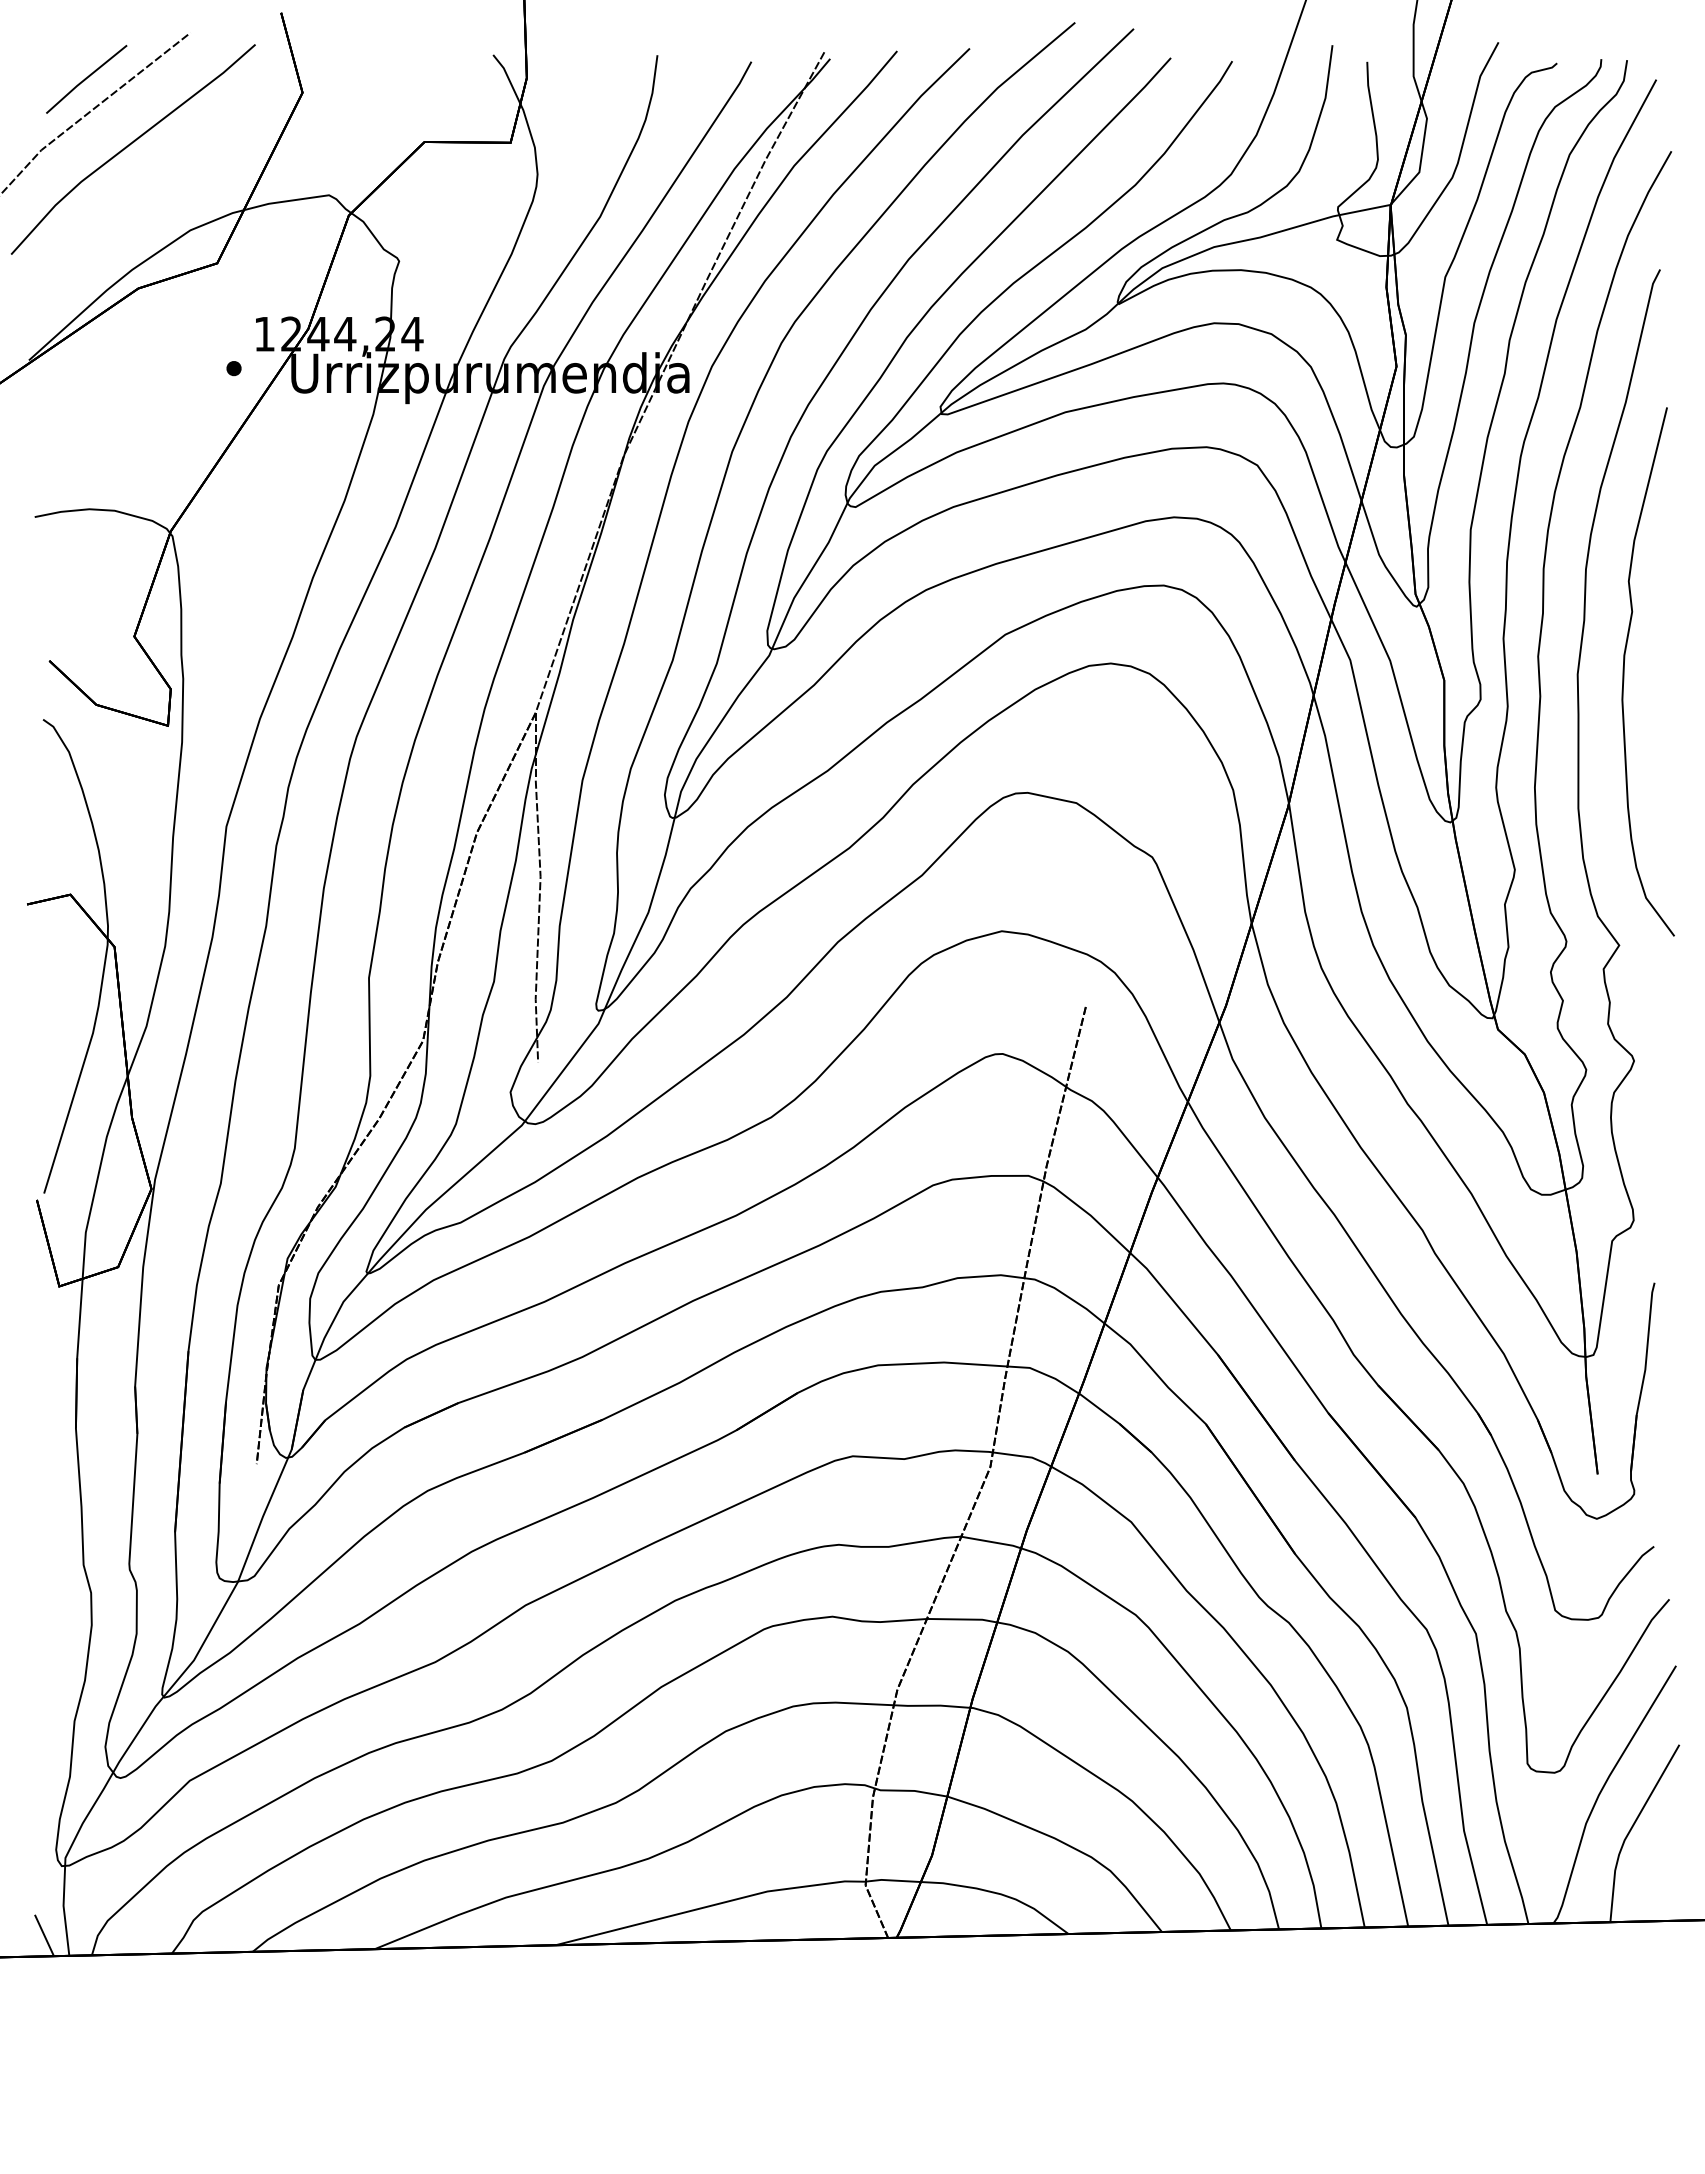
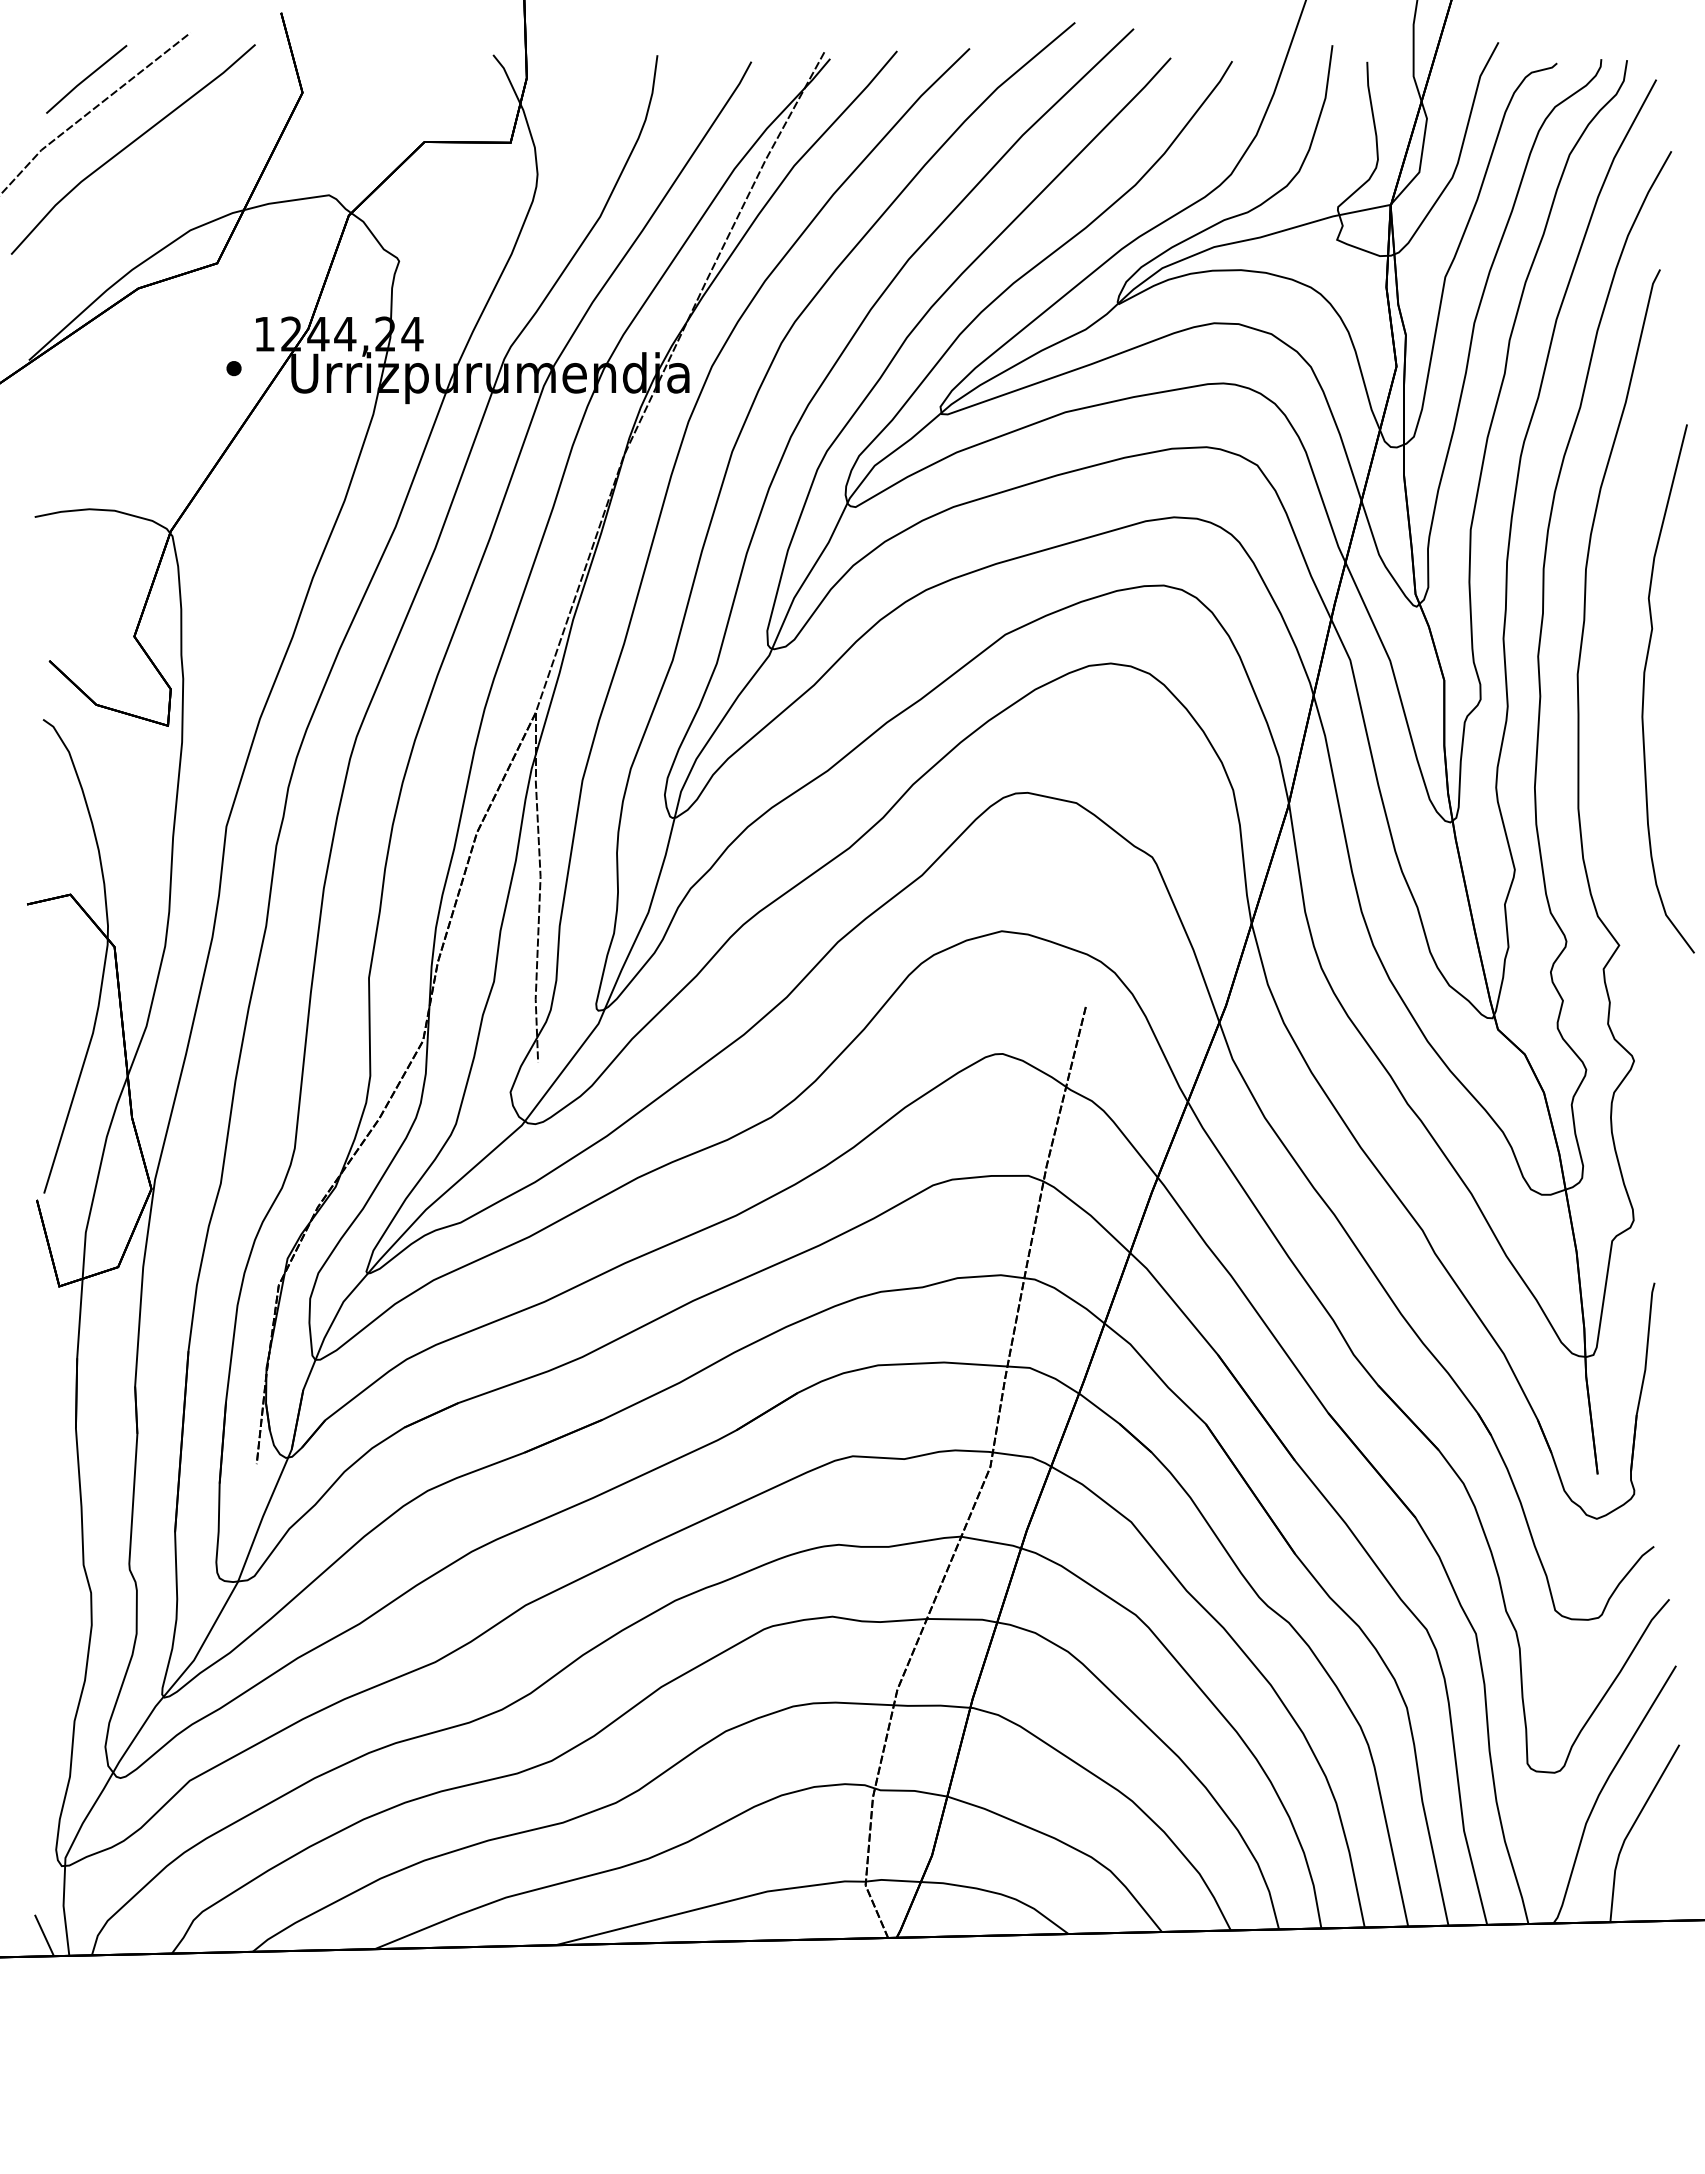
curve position: (1624, 671) -> (1644, 688) (1644, 688)
